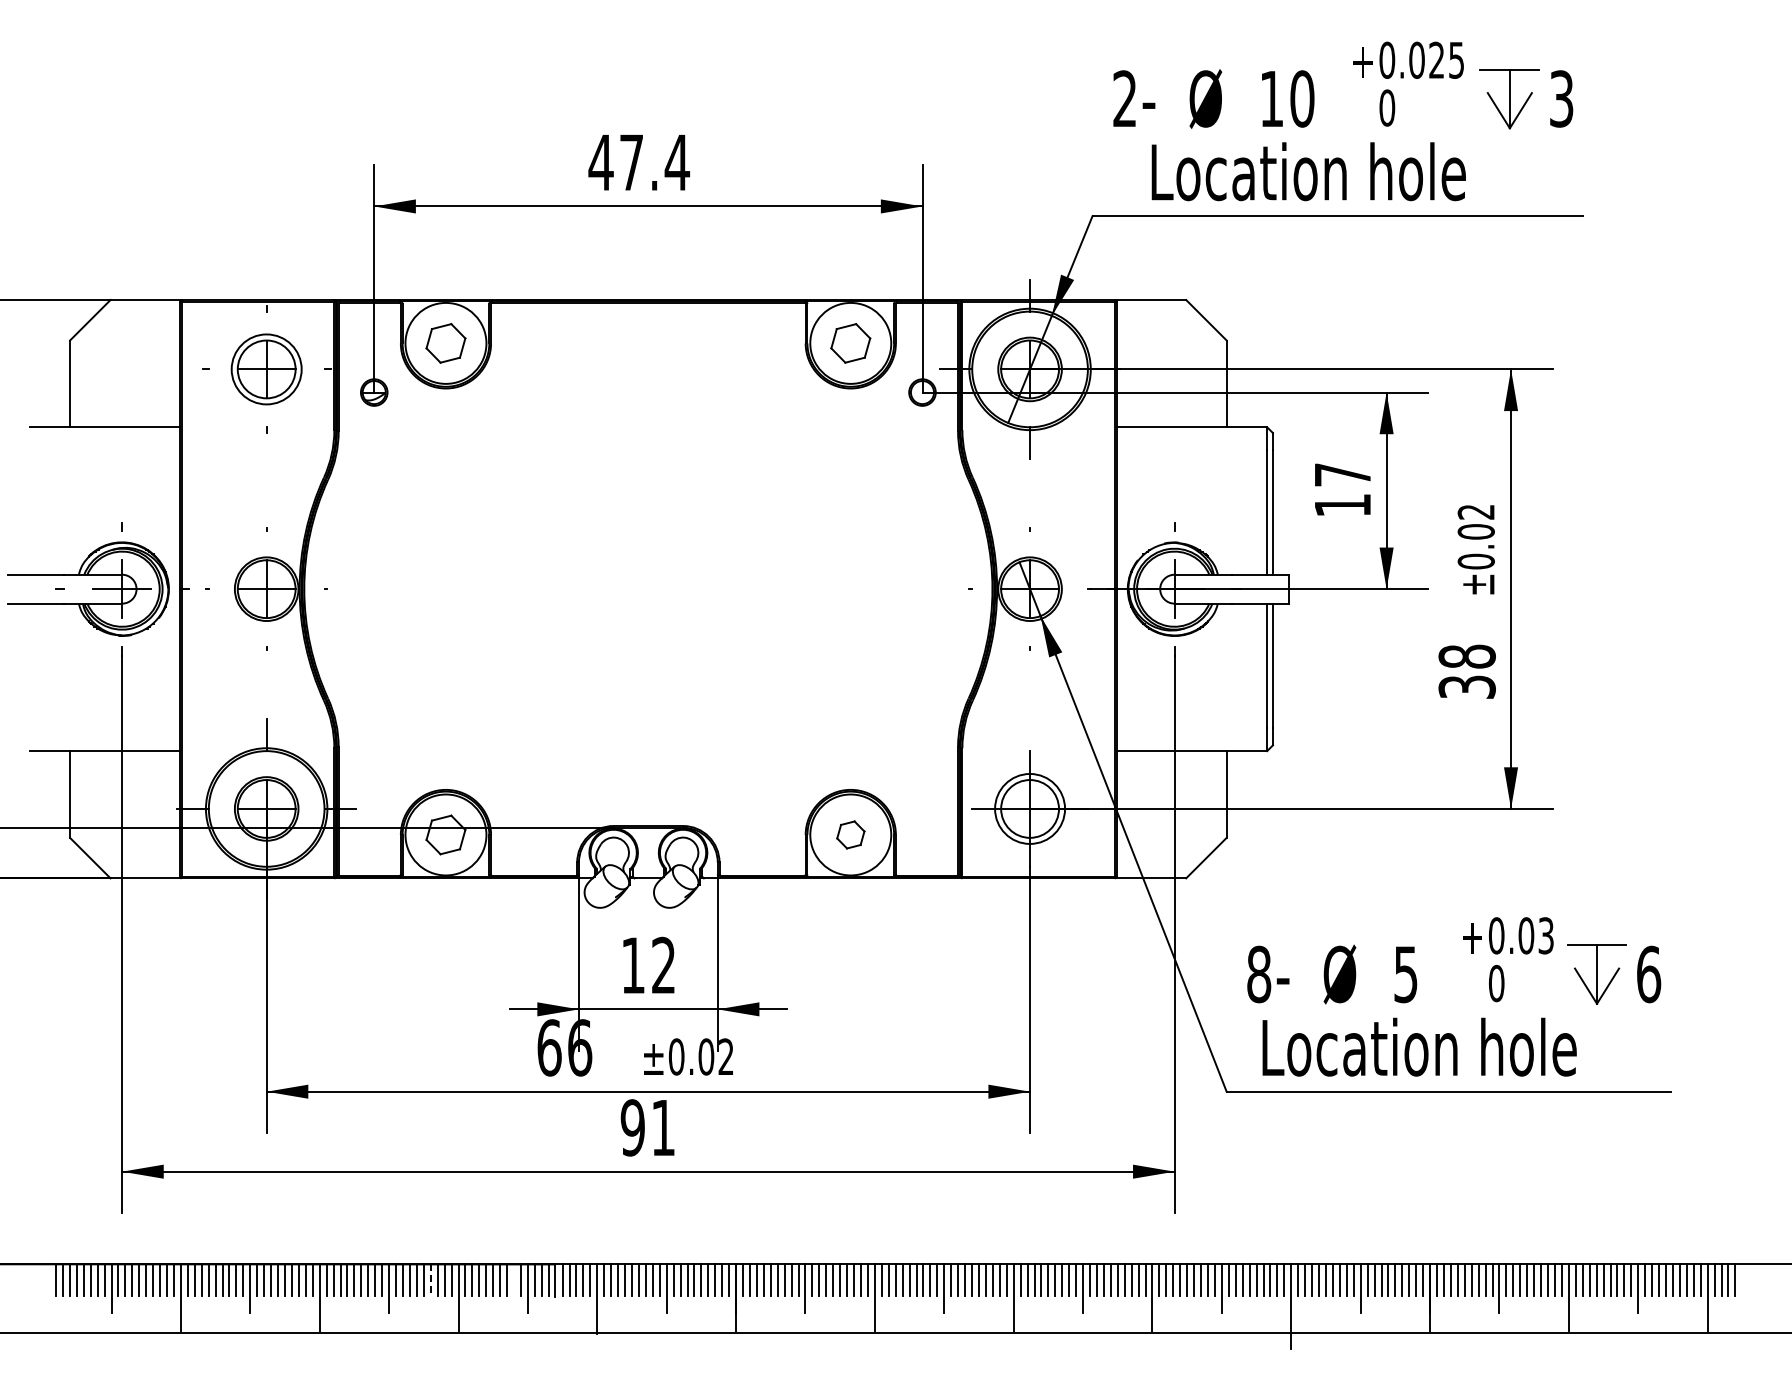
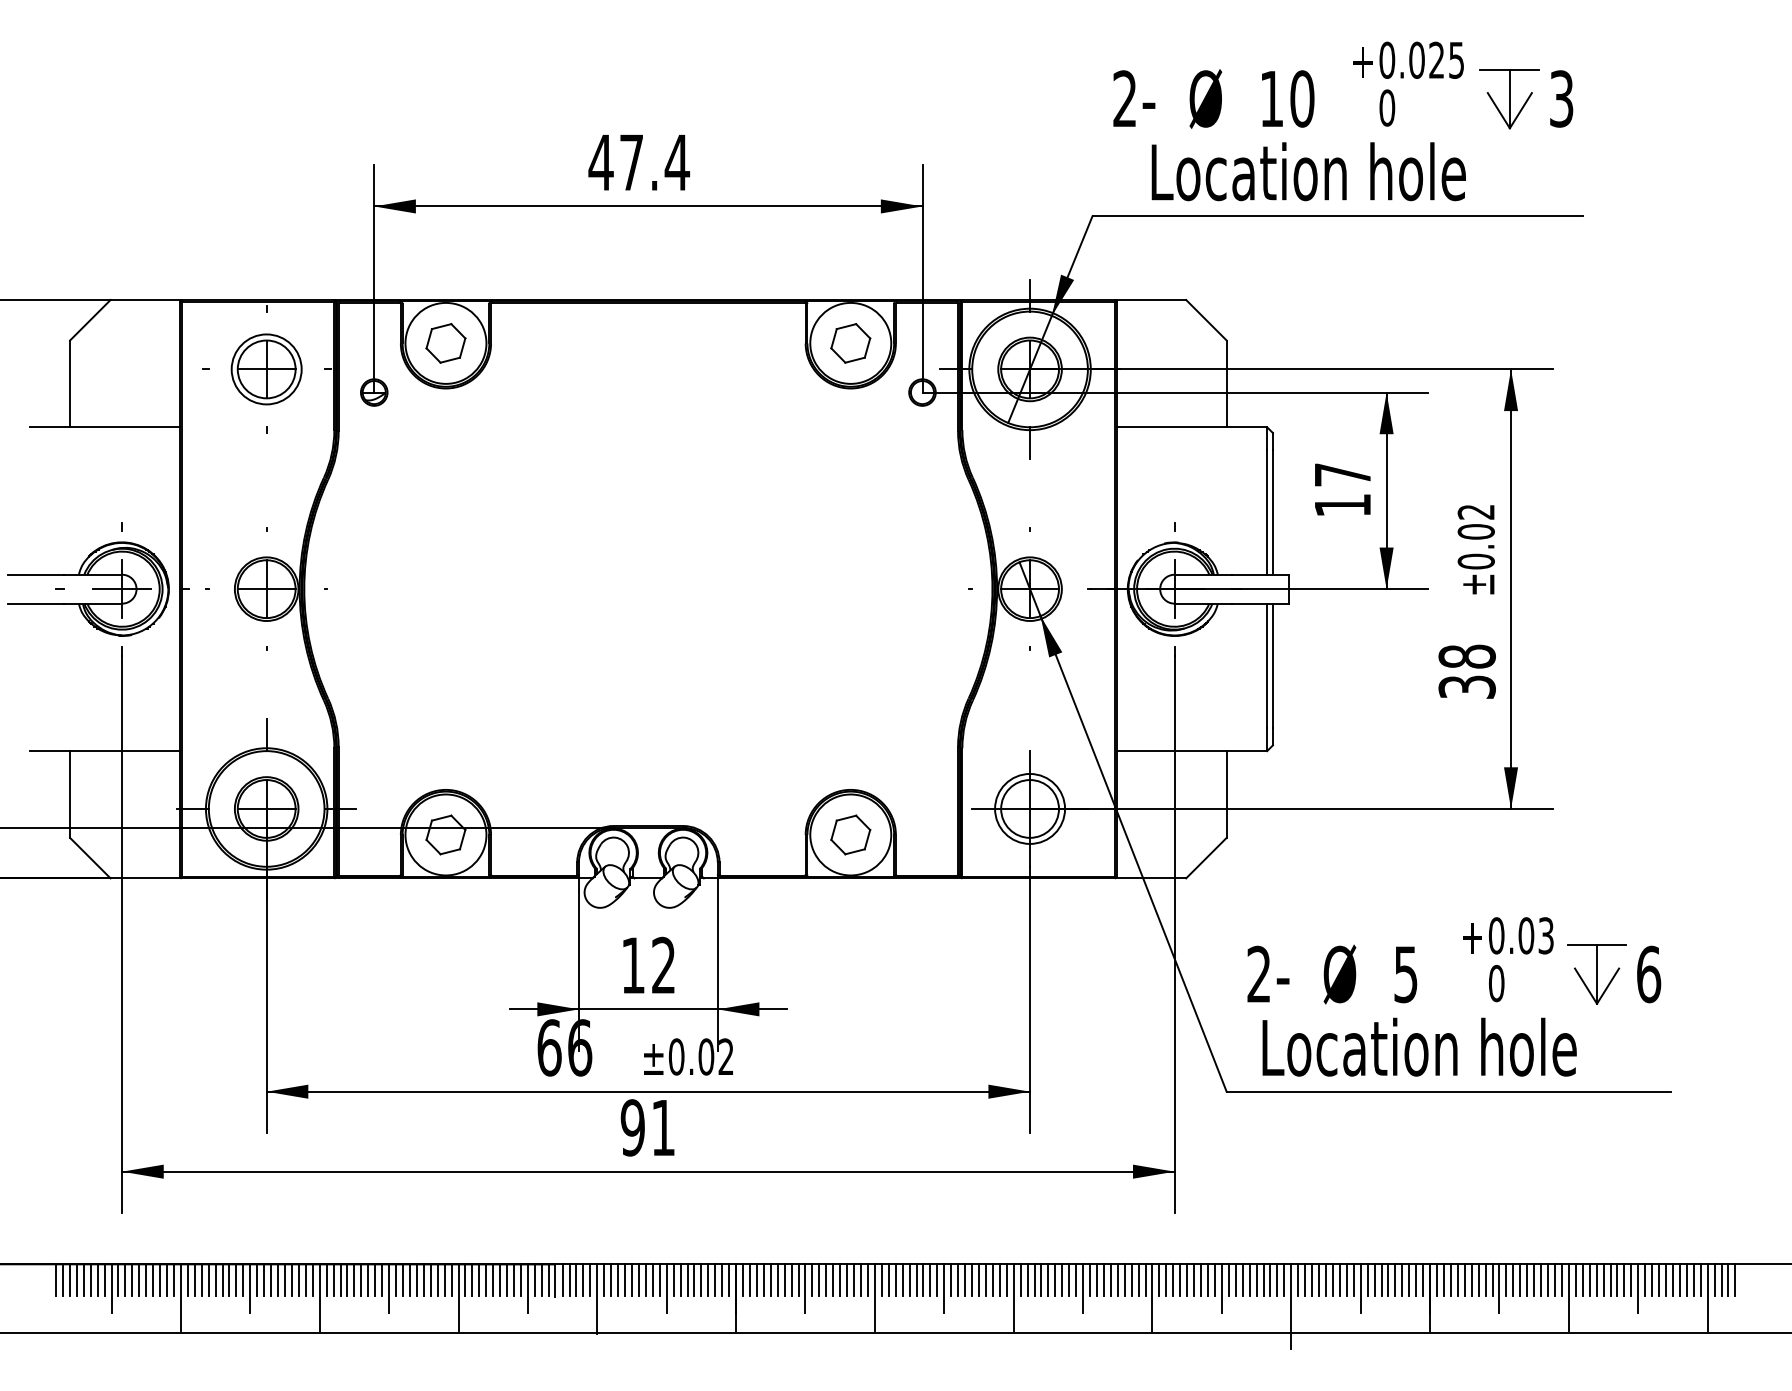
part size: 30x30 px -> 42x42 px (850, 834)
text: 8- -> 2- (1259, 974)
line: dashed -> solid (430, 1280)
line: none -> present (514, 1280)
